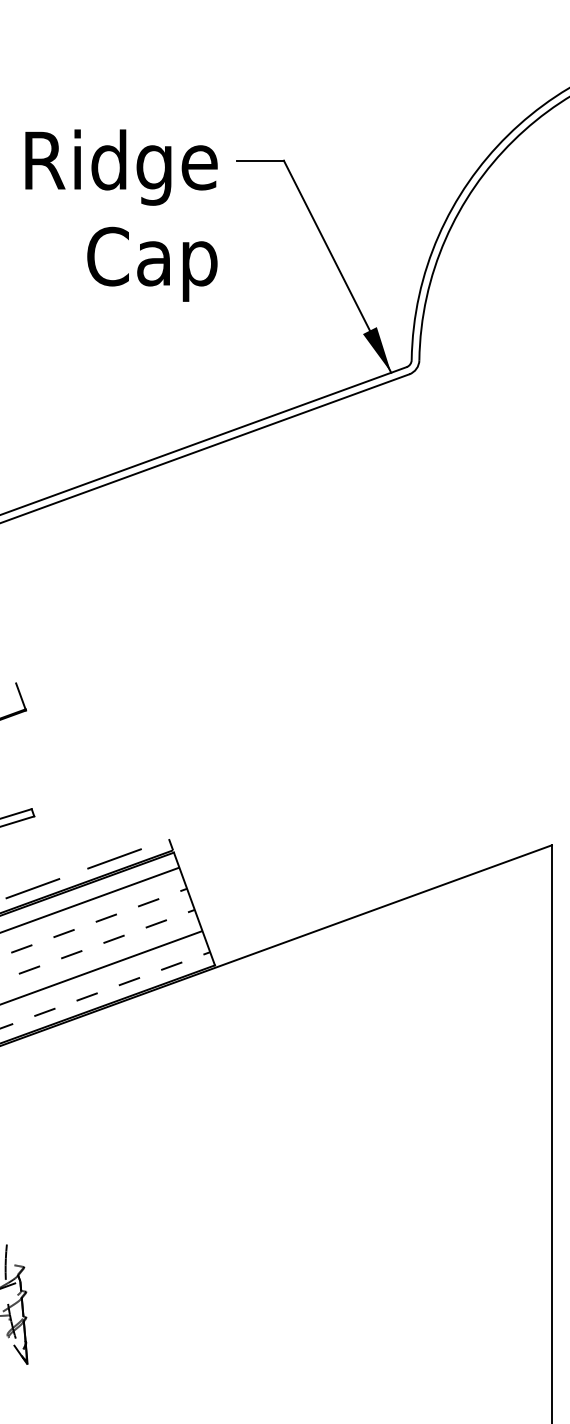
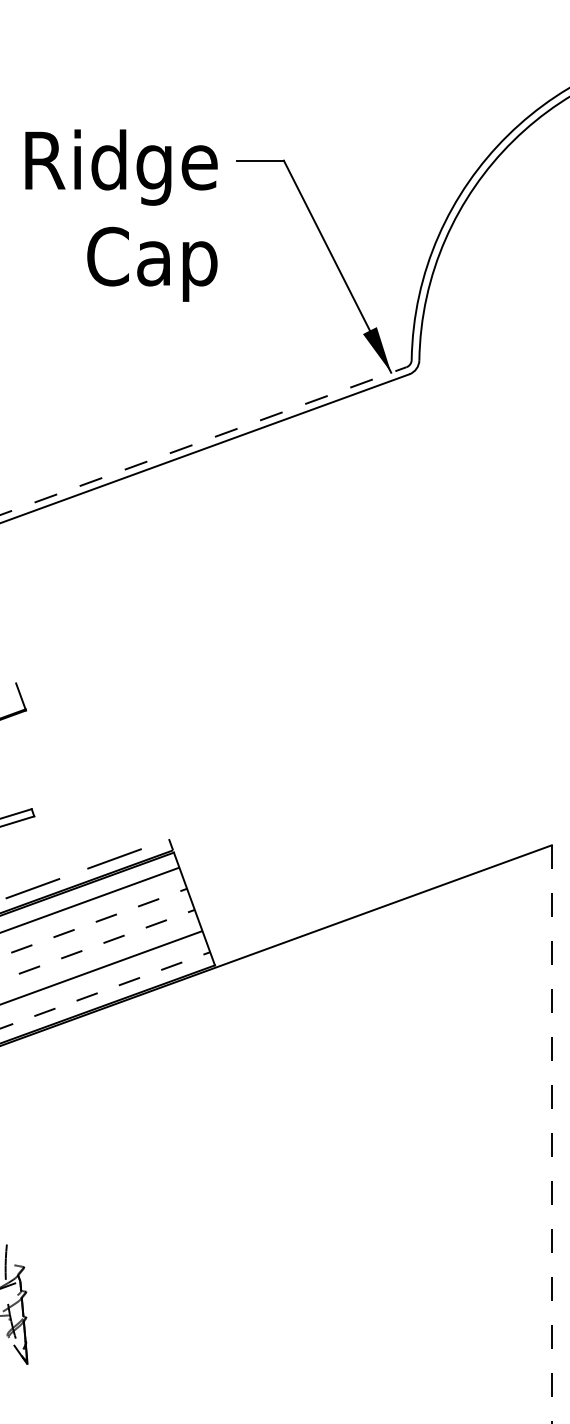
line: solid -> dashed (203, 441)
line: solid -> dashed (551, 1134)
